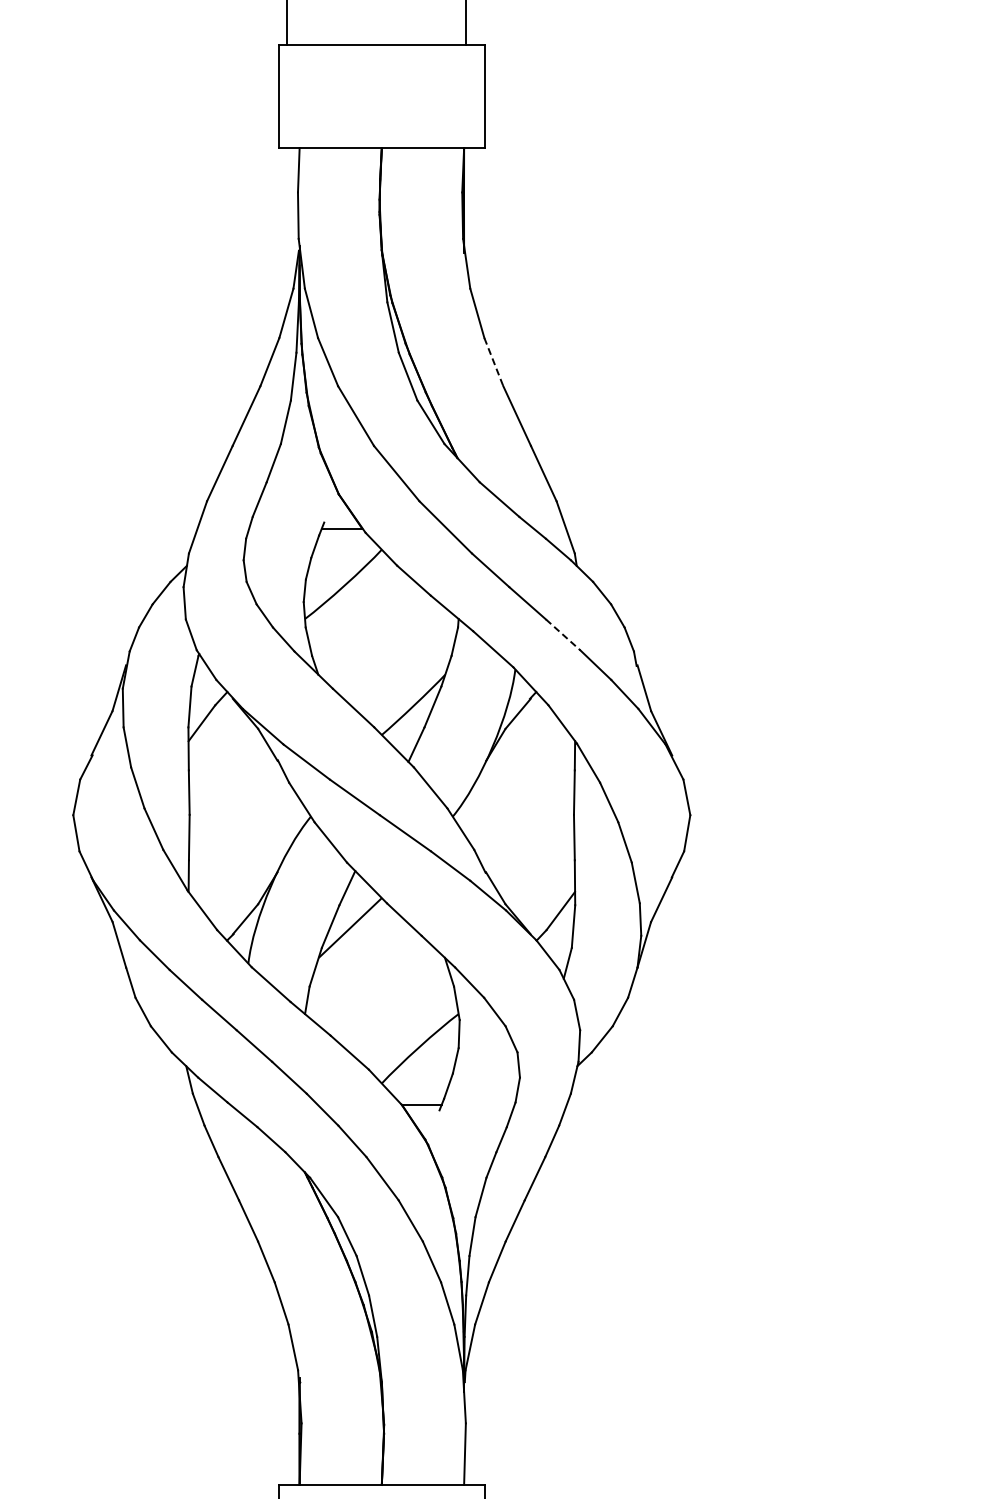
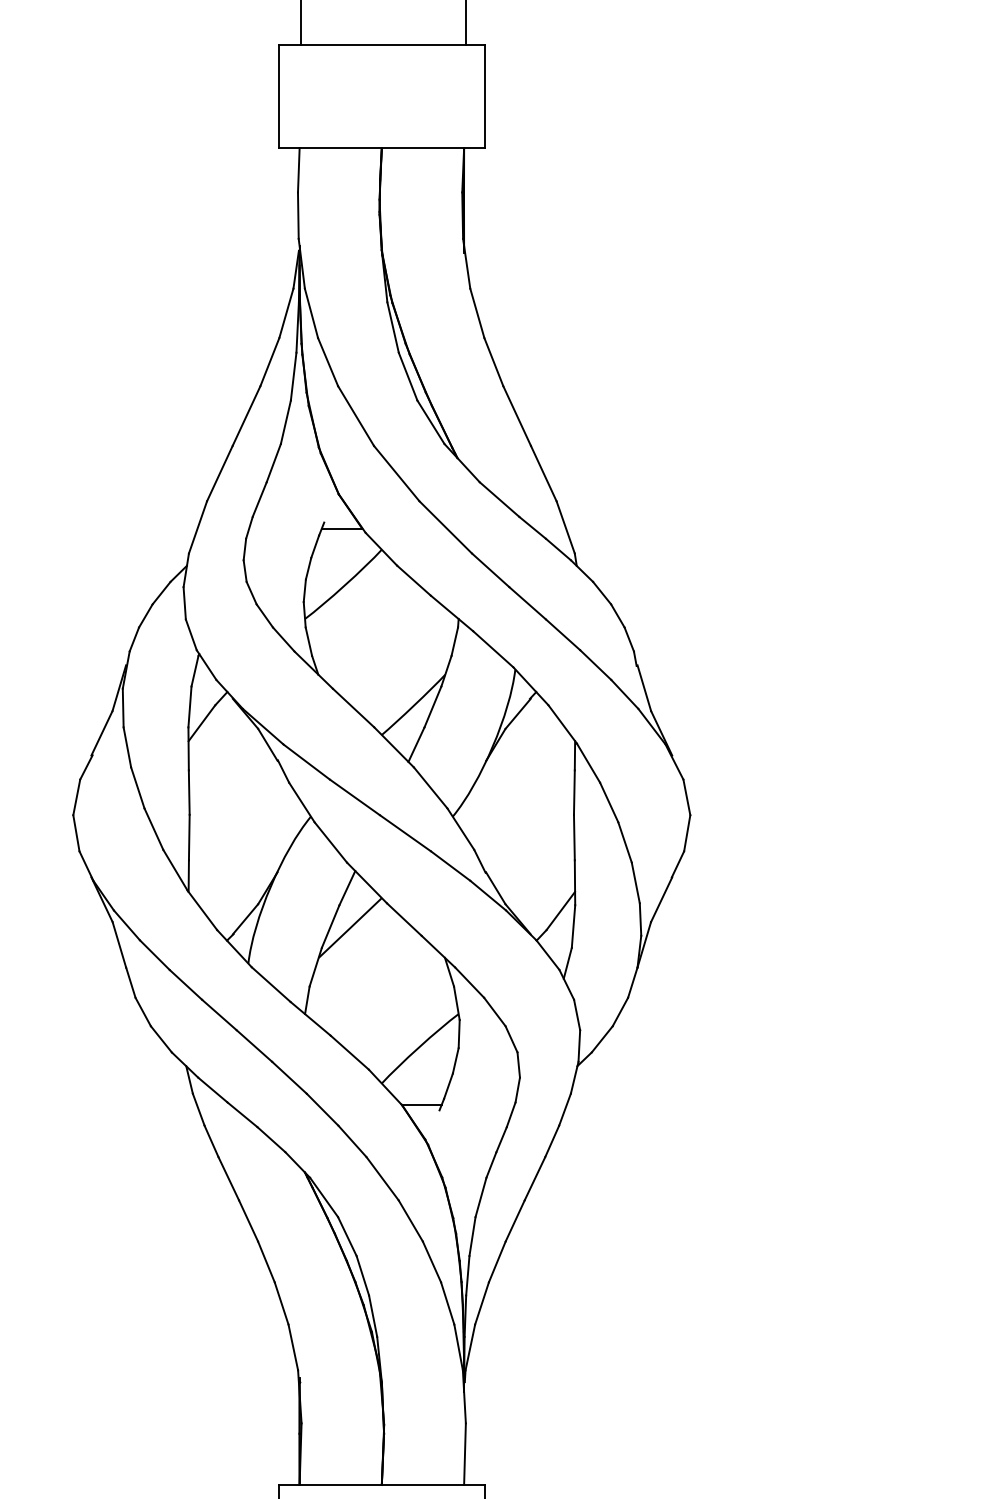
line position: (287, 23) -> (301, 23) (301, 23)
line: dashed -> solid (493, 362)
line: dashed -> solid (563, 635)
